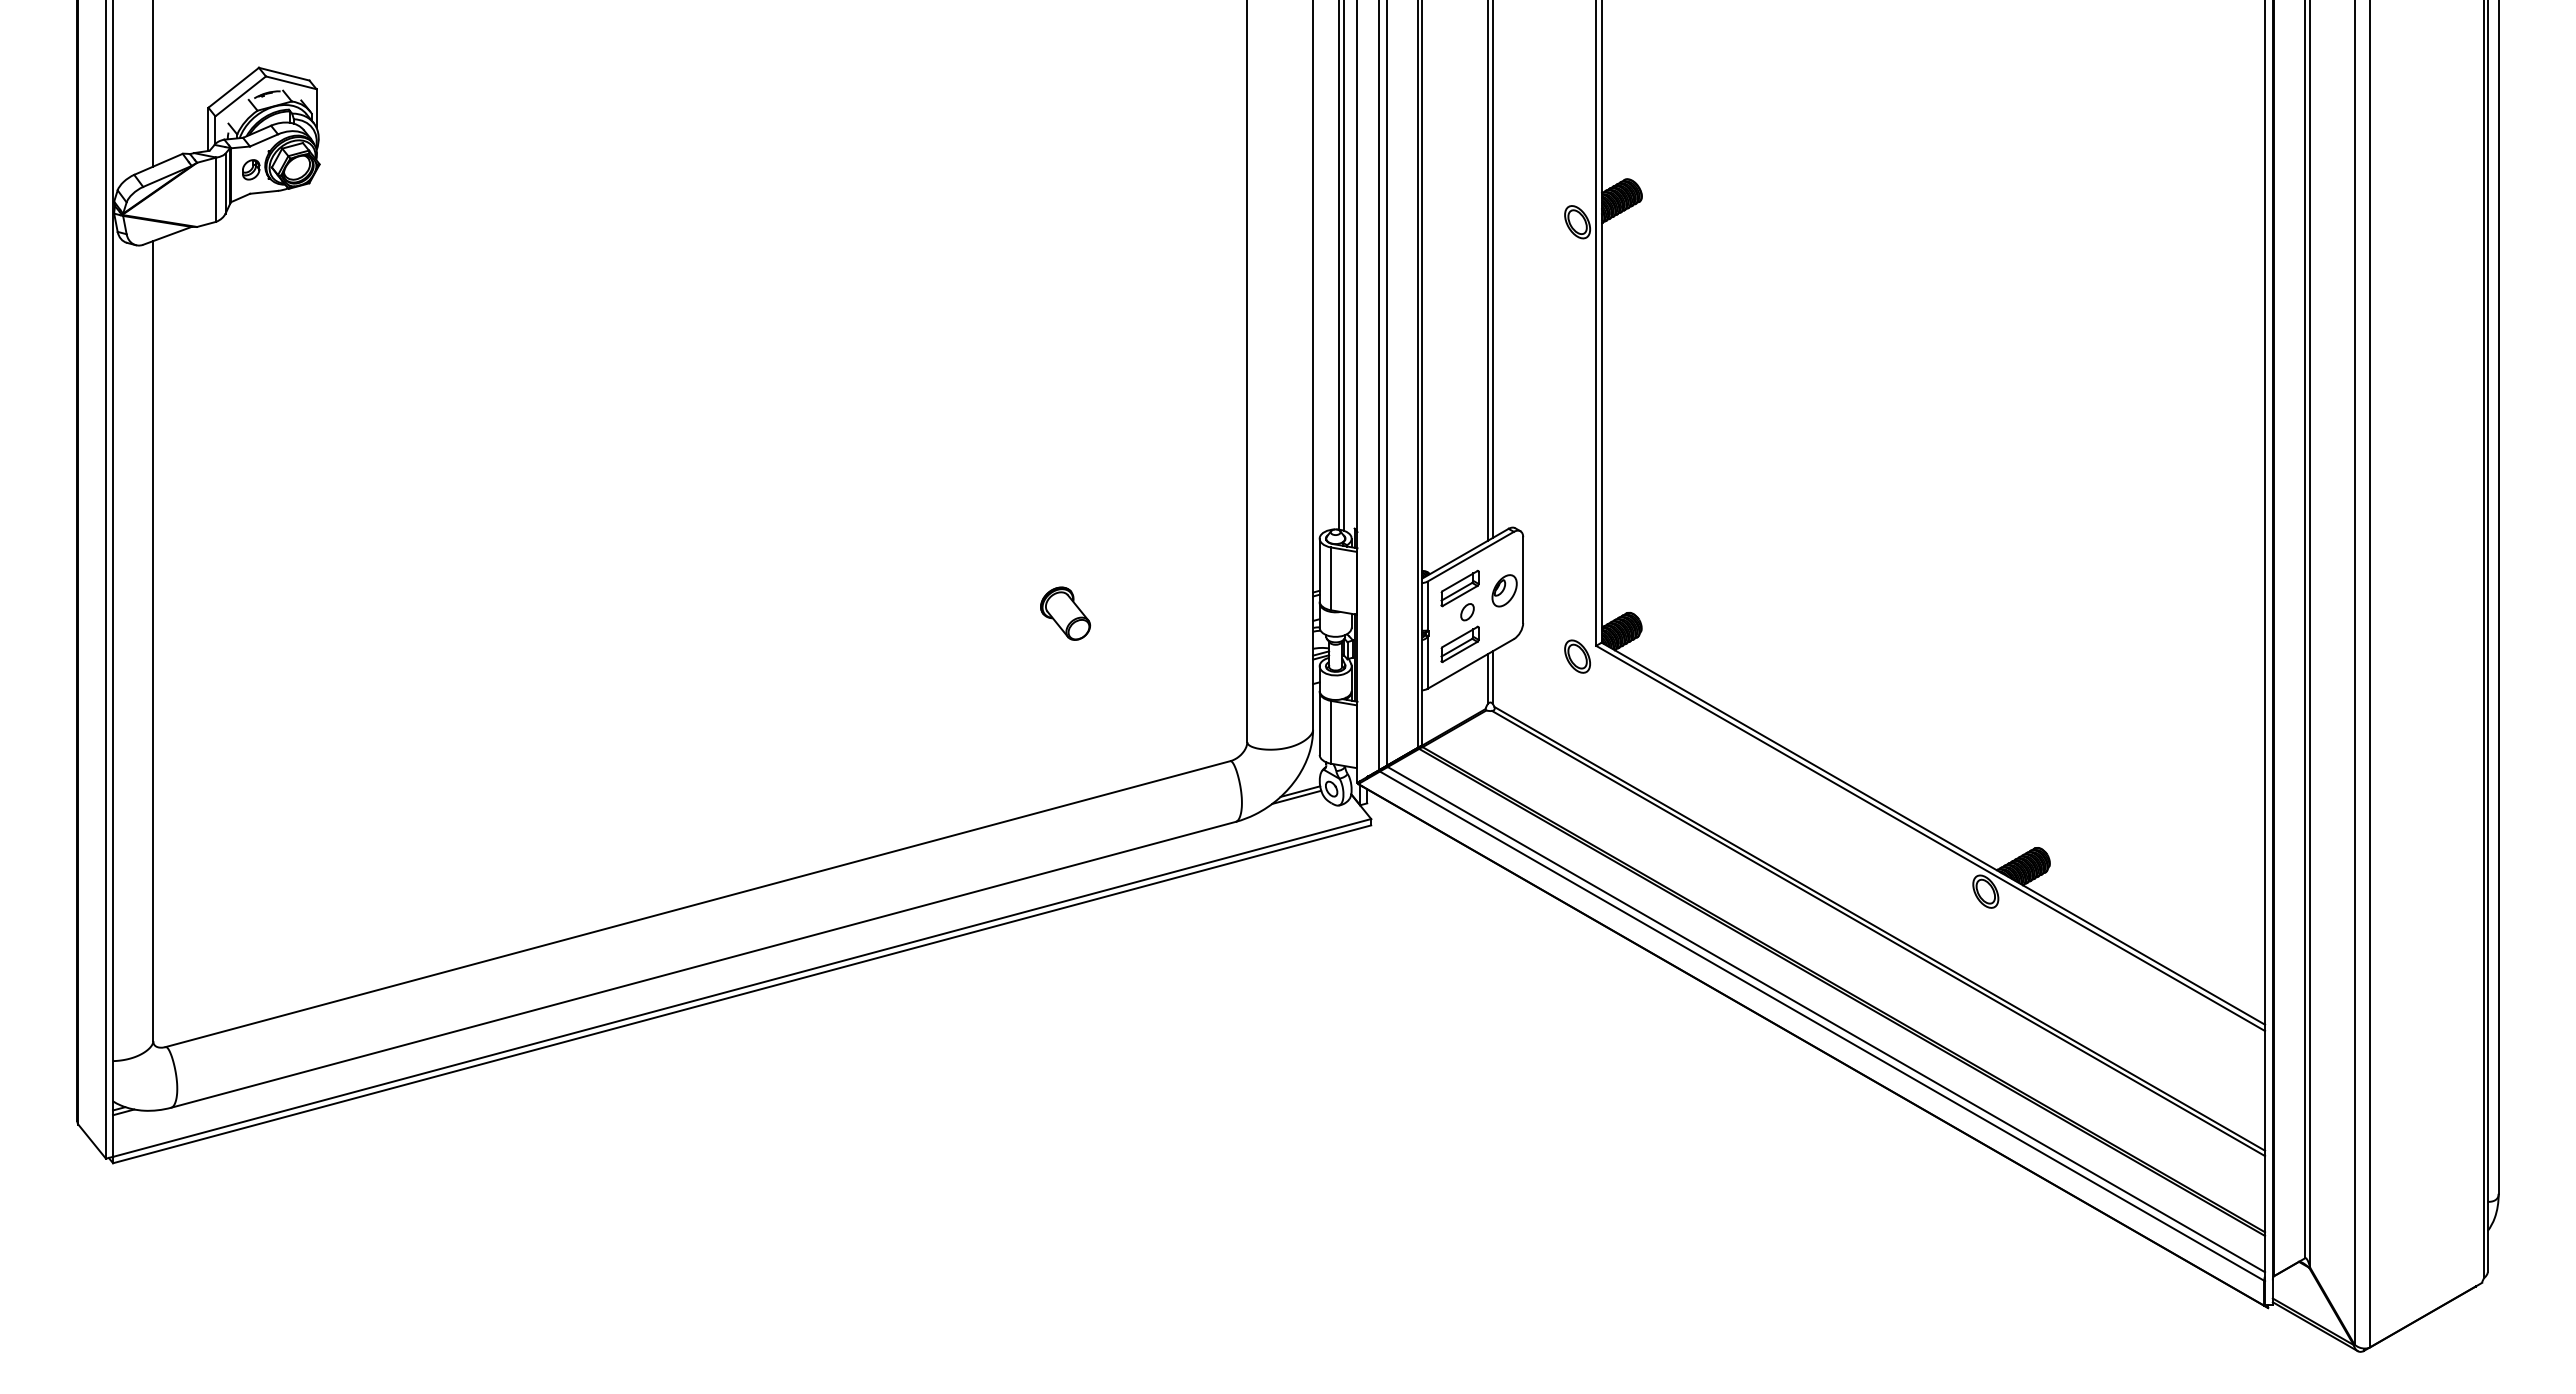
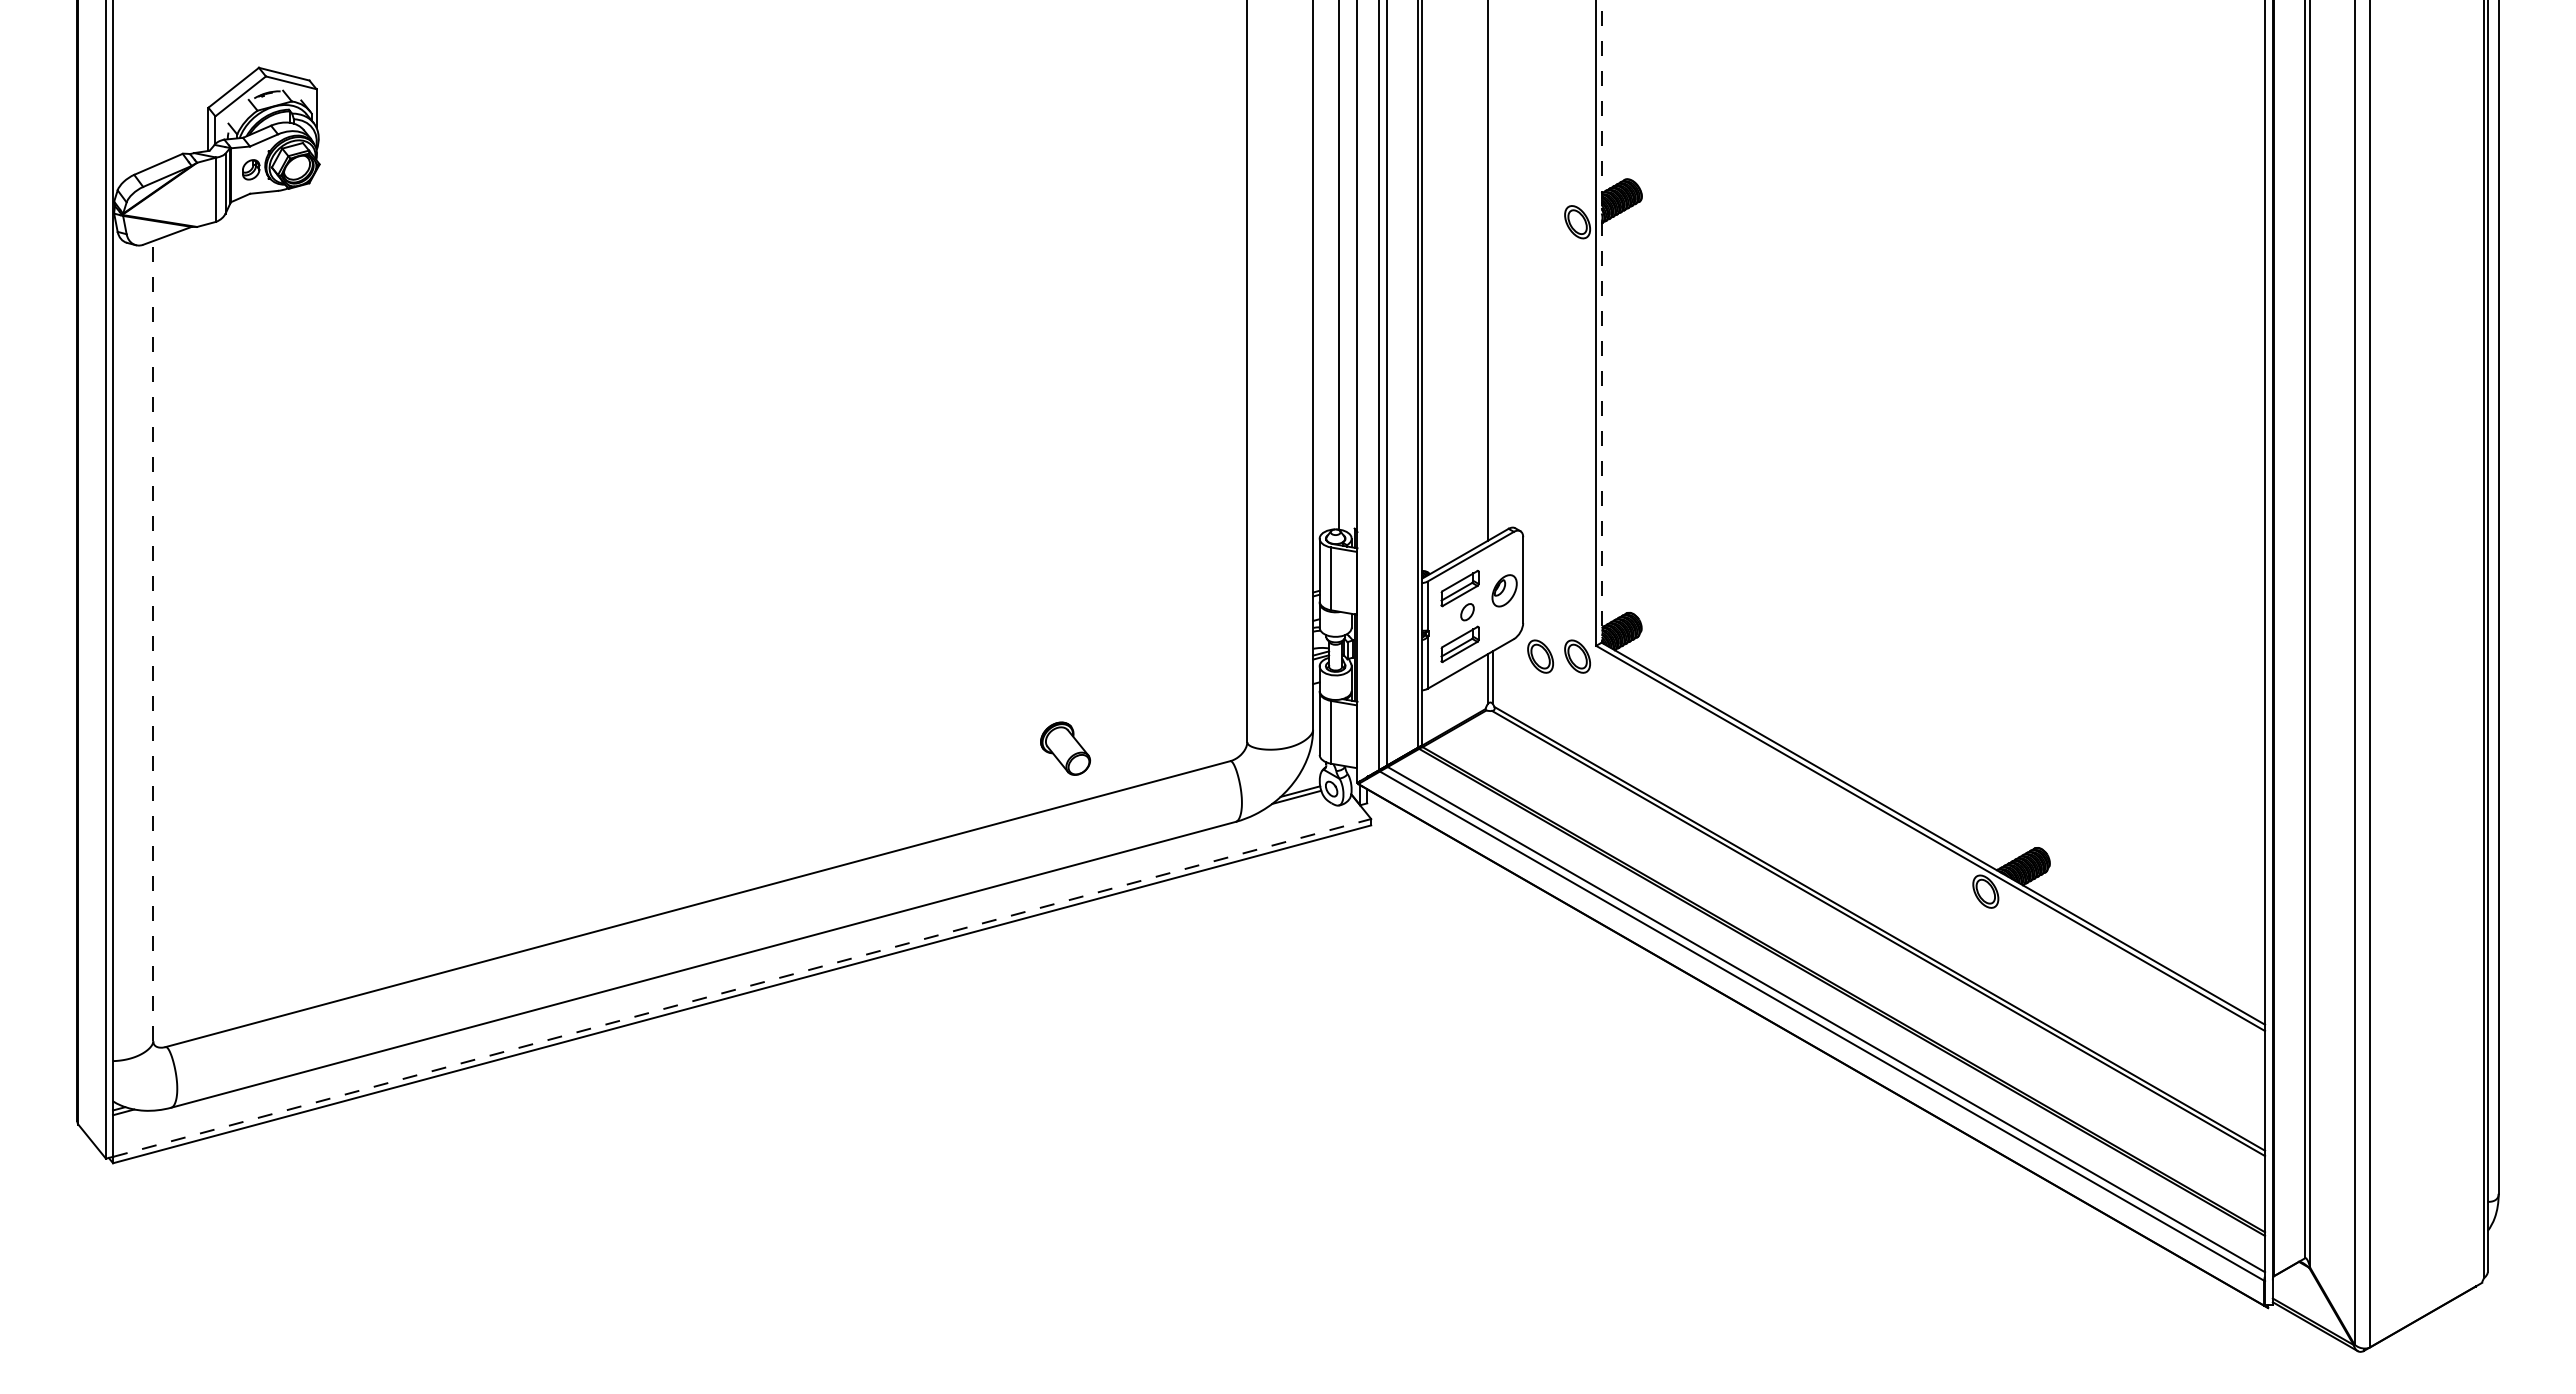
line: present -> none (153, 84)
line: present -> none (1343, 266)
line: present -> none (1492, 270)
line: solid -> dashed (1601, 321)
part position: (1065, 613) -> (1065, 748) (1065, 748)
line: solid -> dashed (153, 640)
part: none -> present (1540, 656)
line: solid -> dashed (742, 987)
